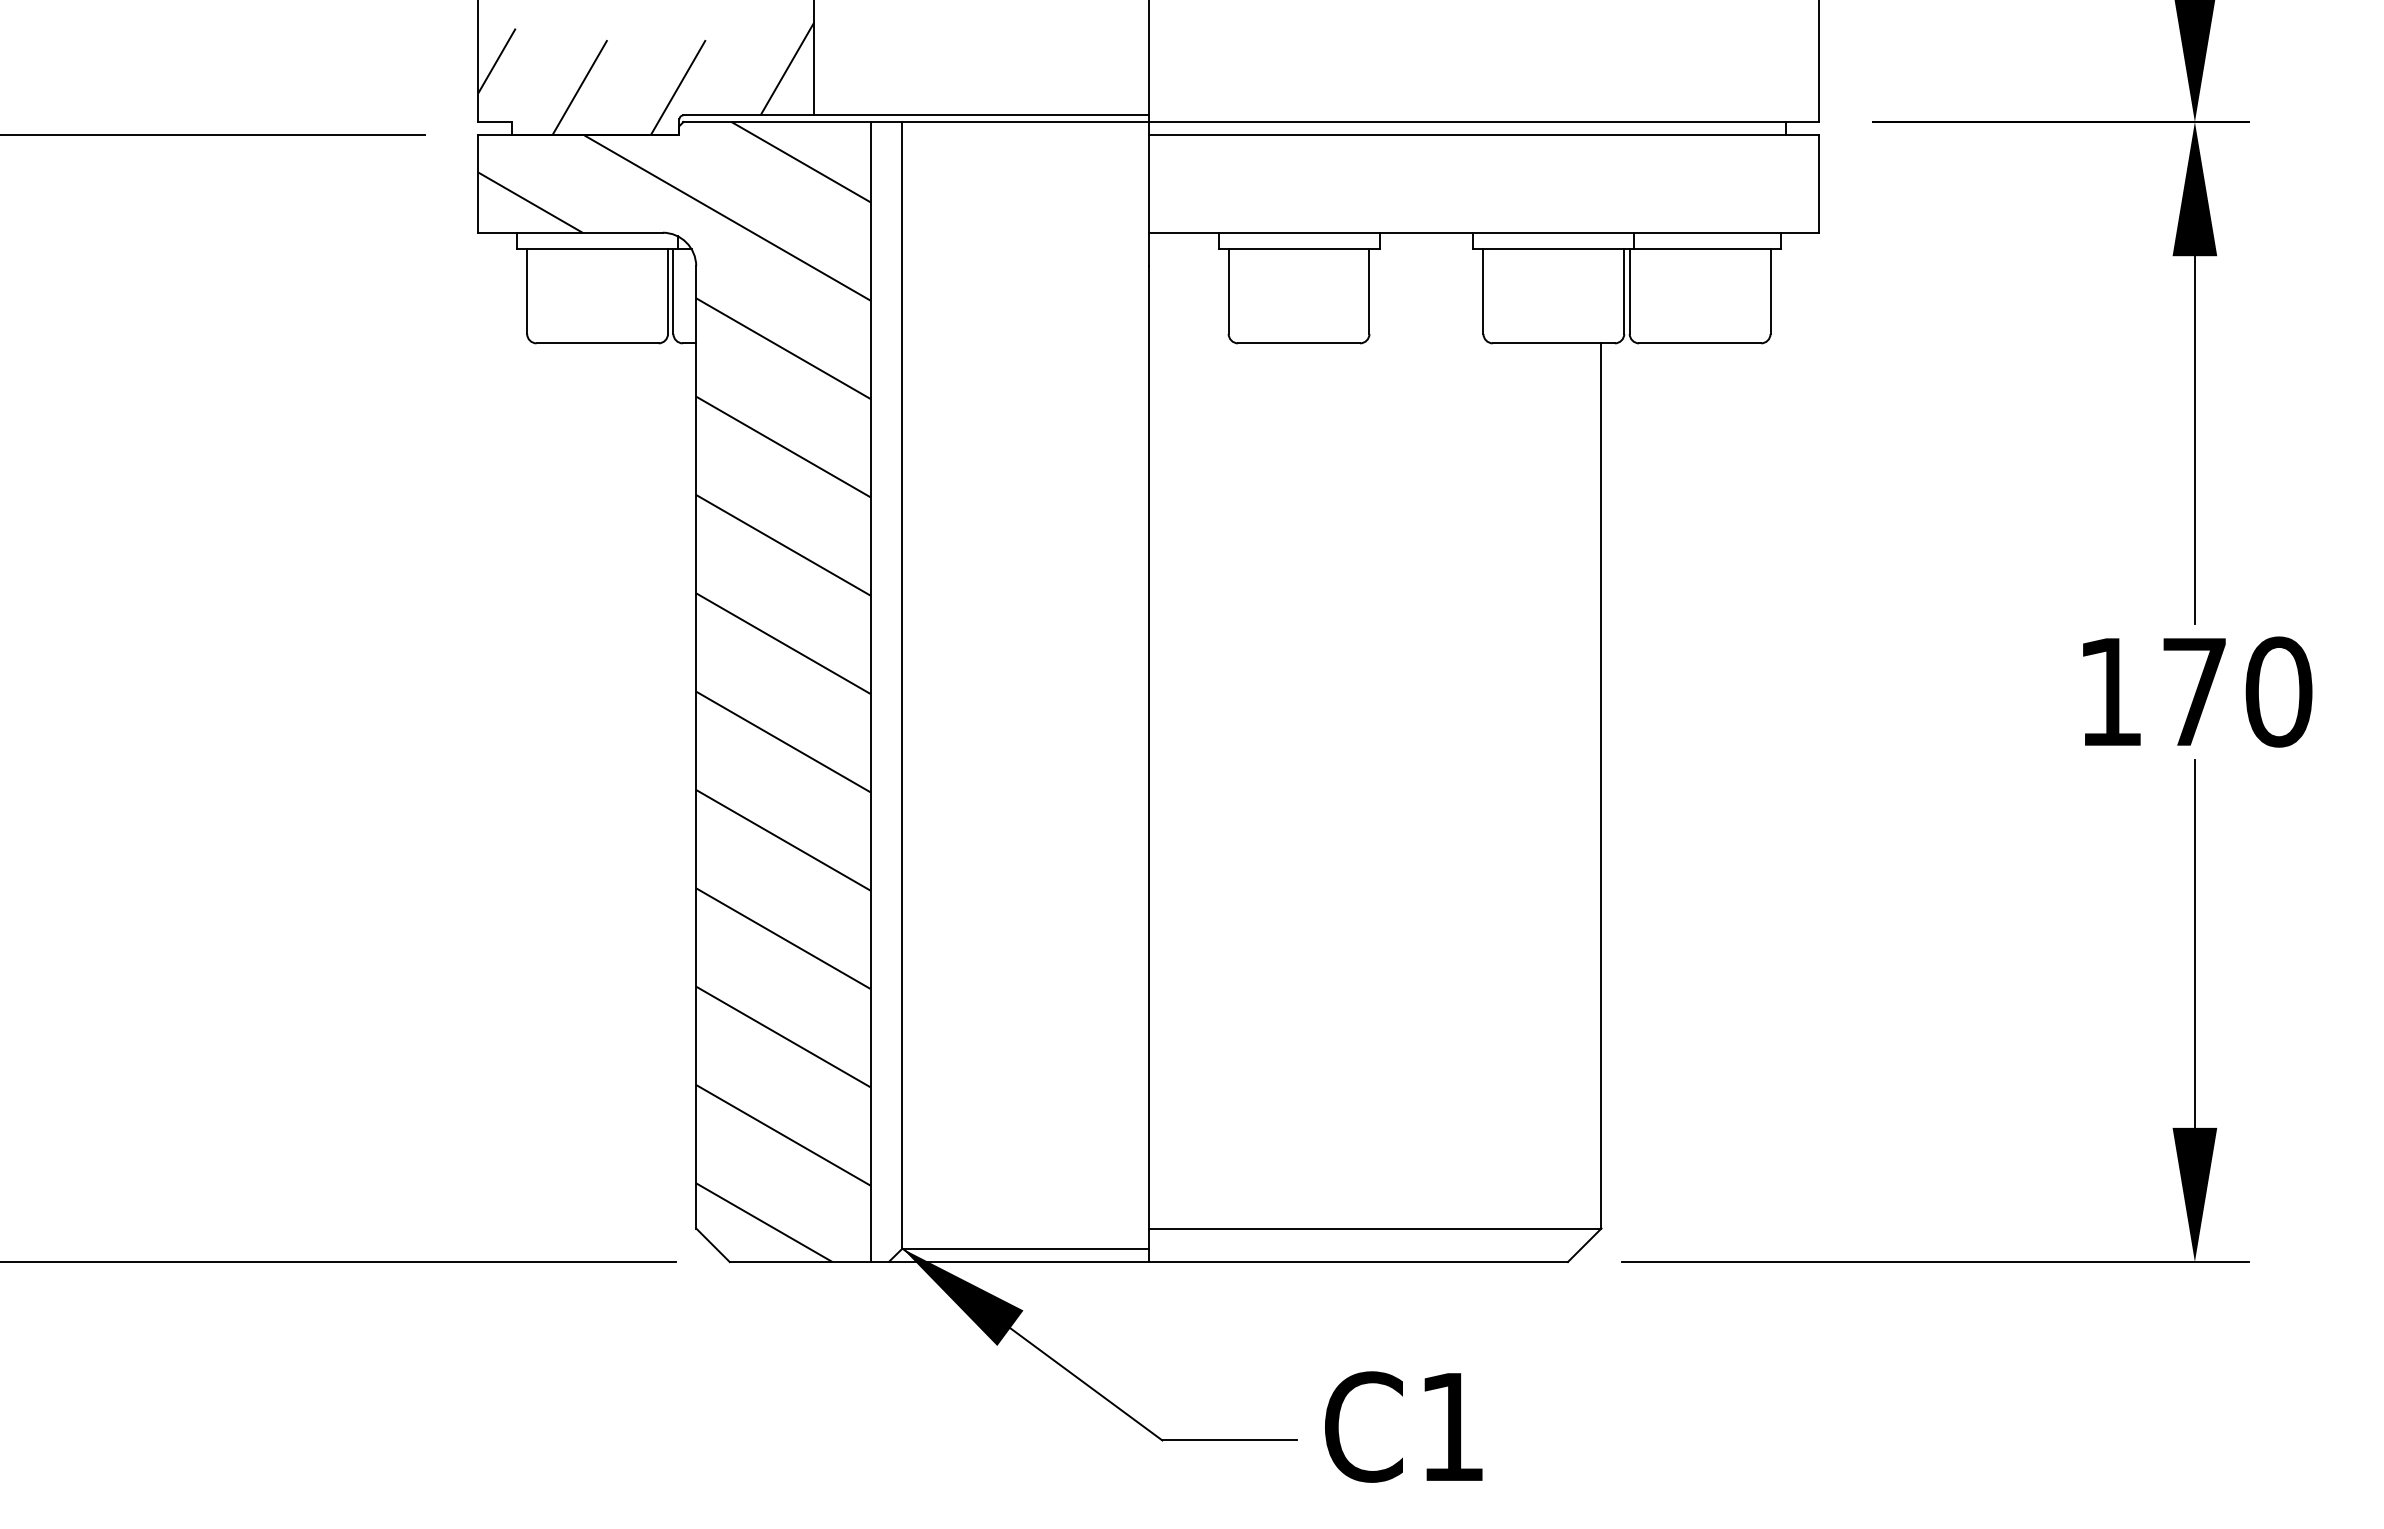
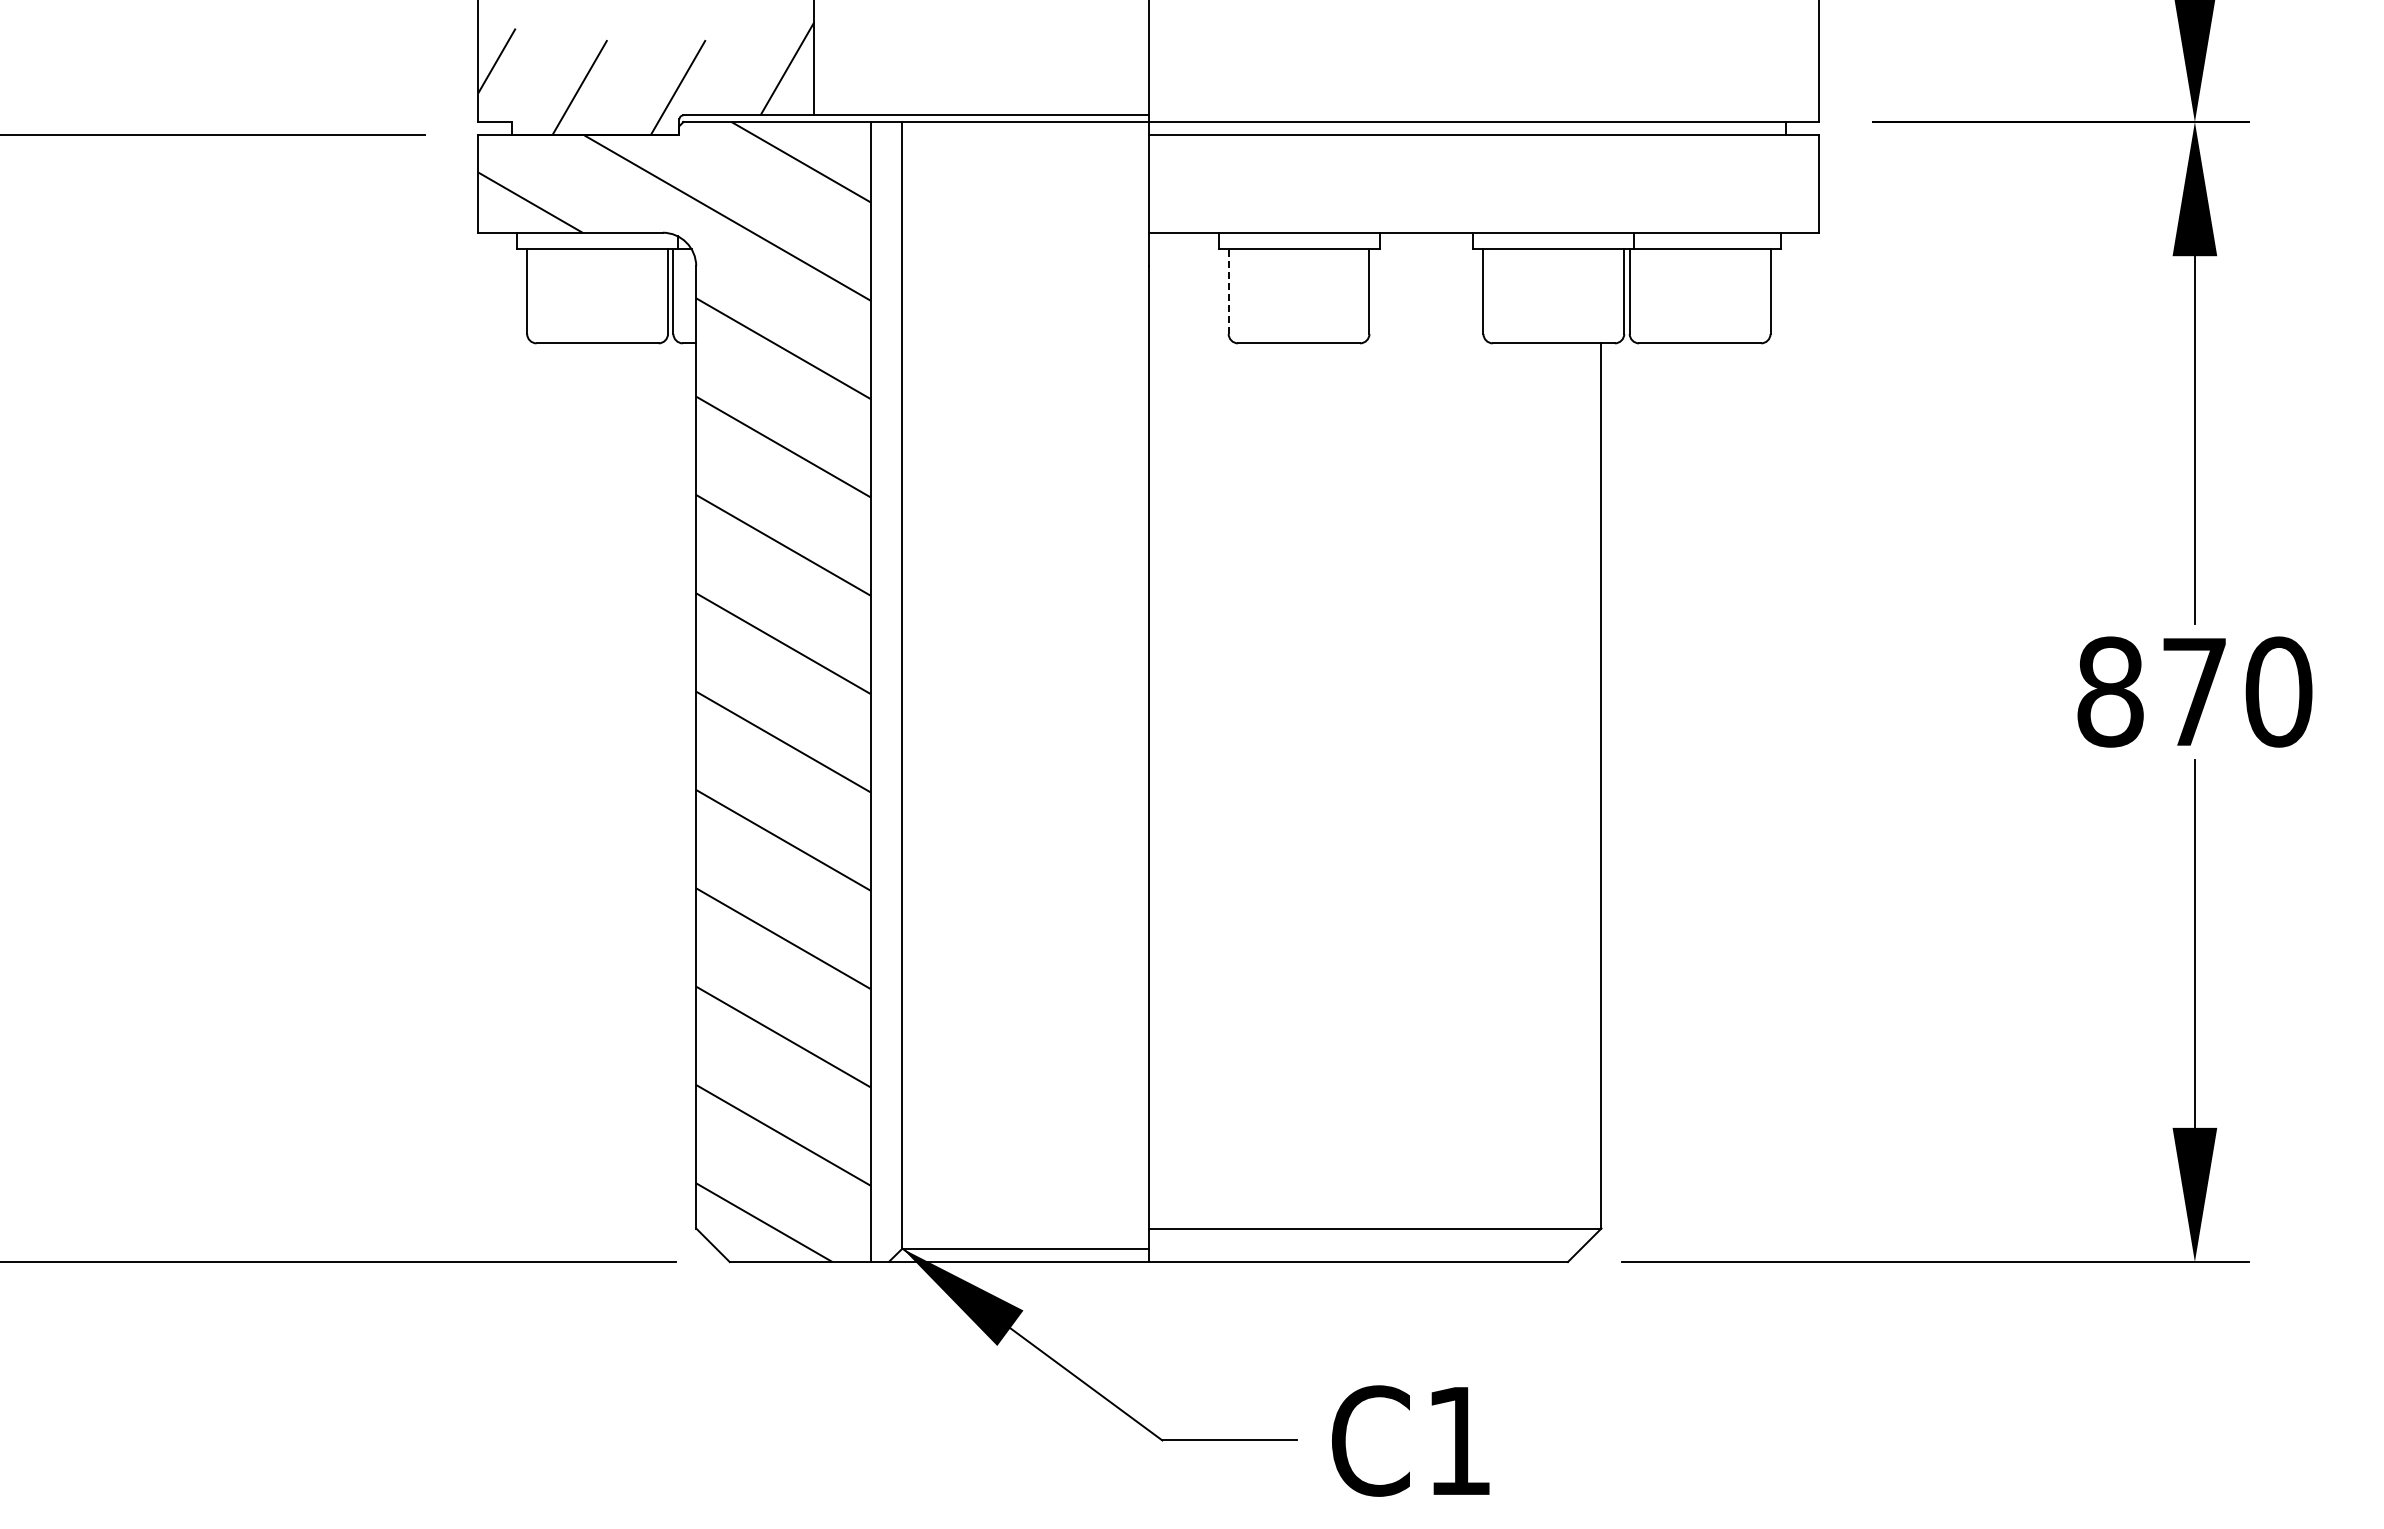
line: solid -> dashed (1228, 291)
text: 170 -> 870 (2110, 691)
text position: (1403, 1426) -> (1410, 1440) (1410, 1440)
